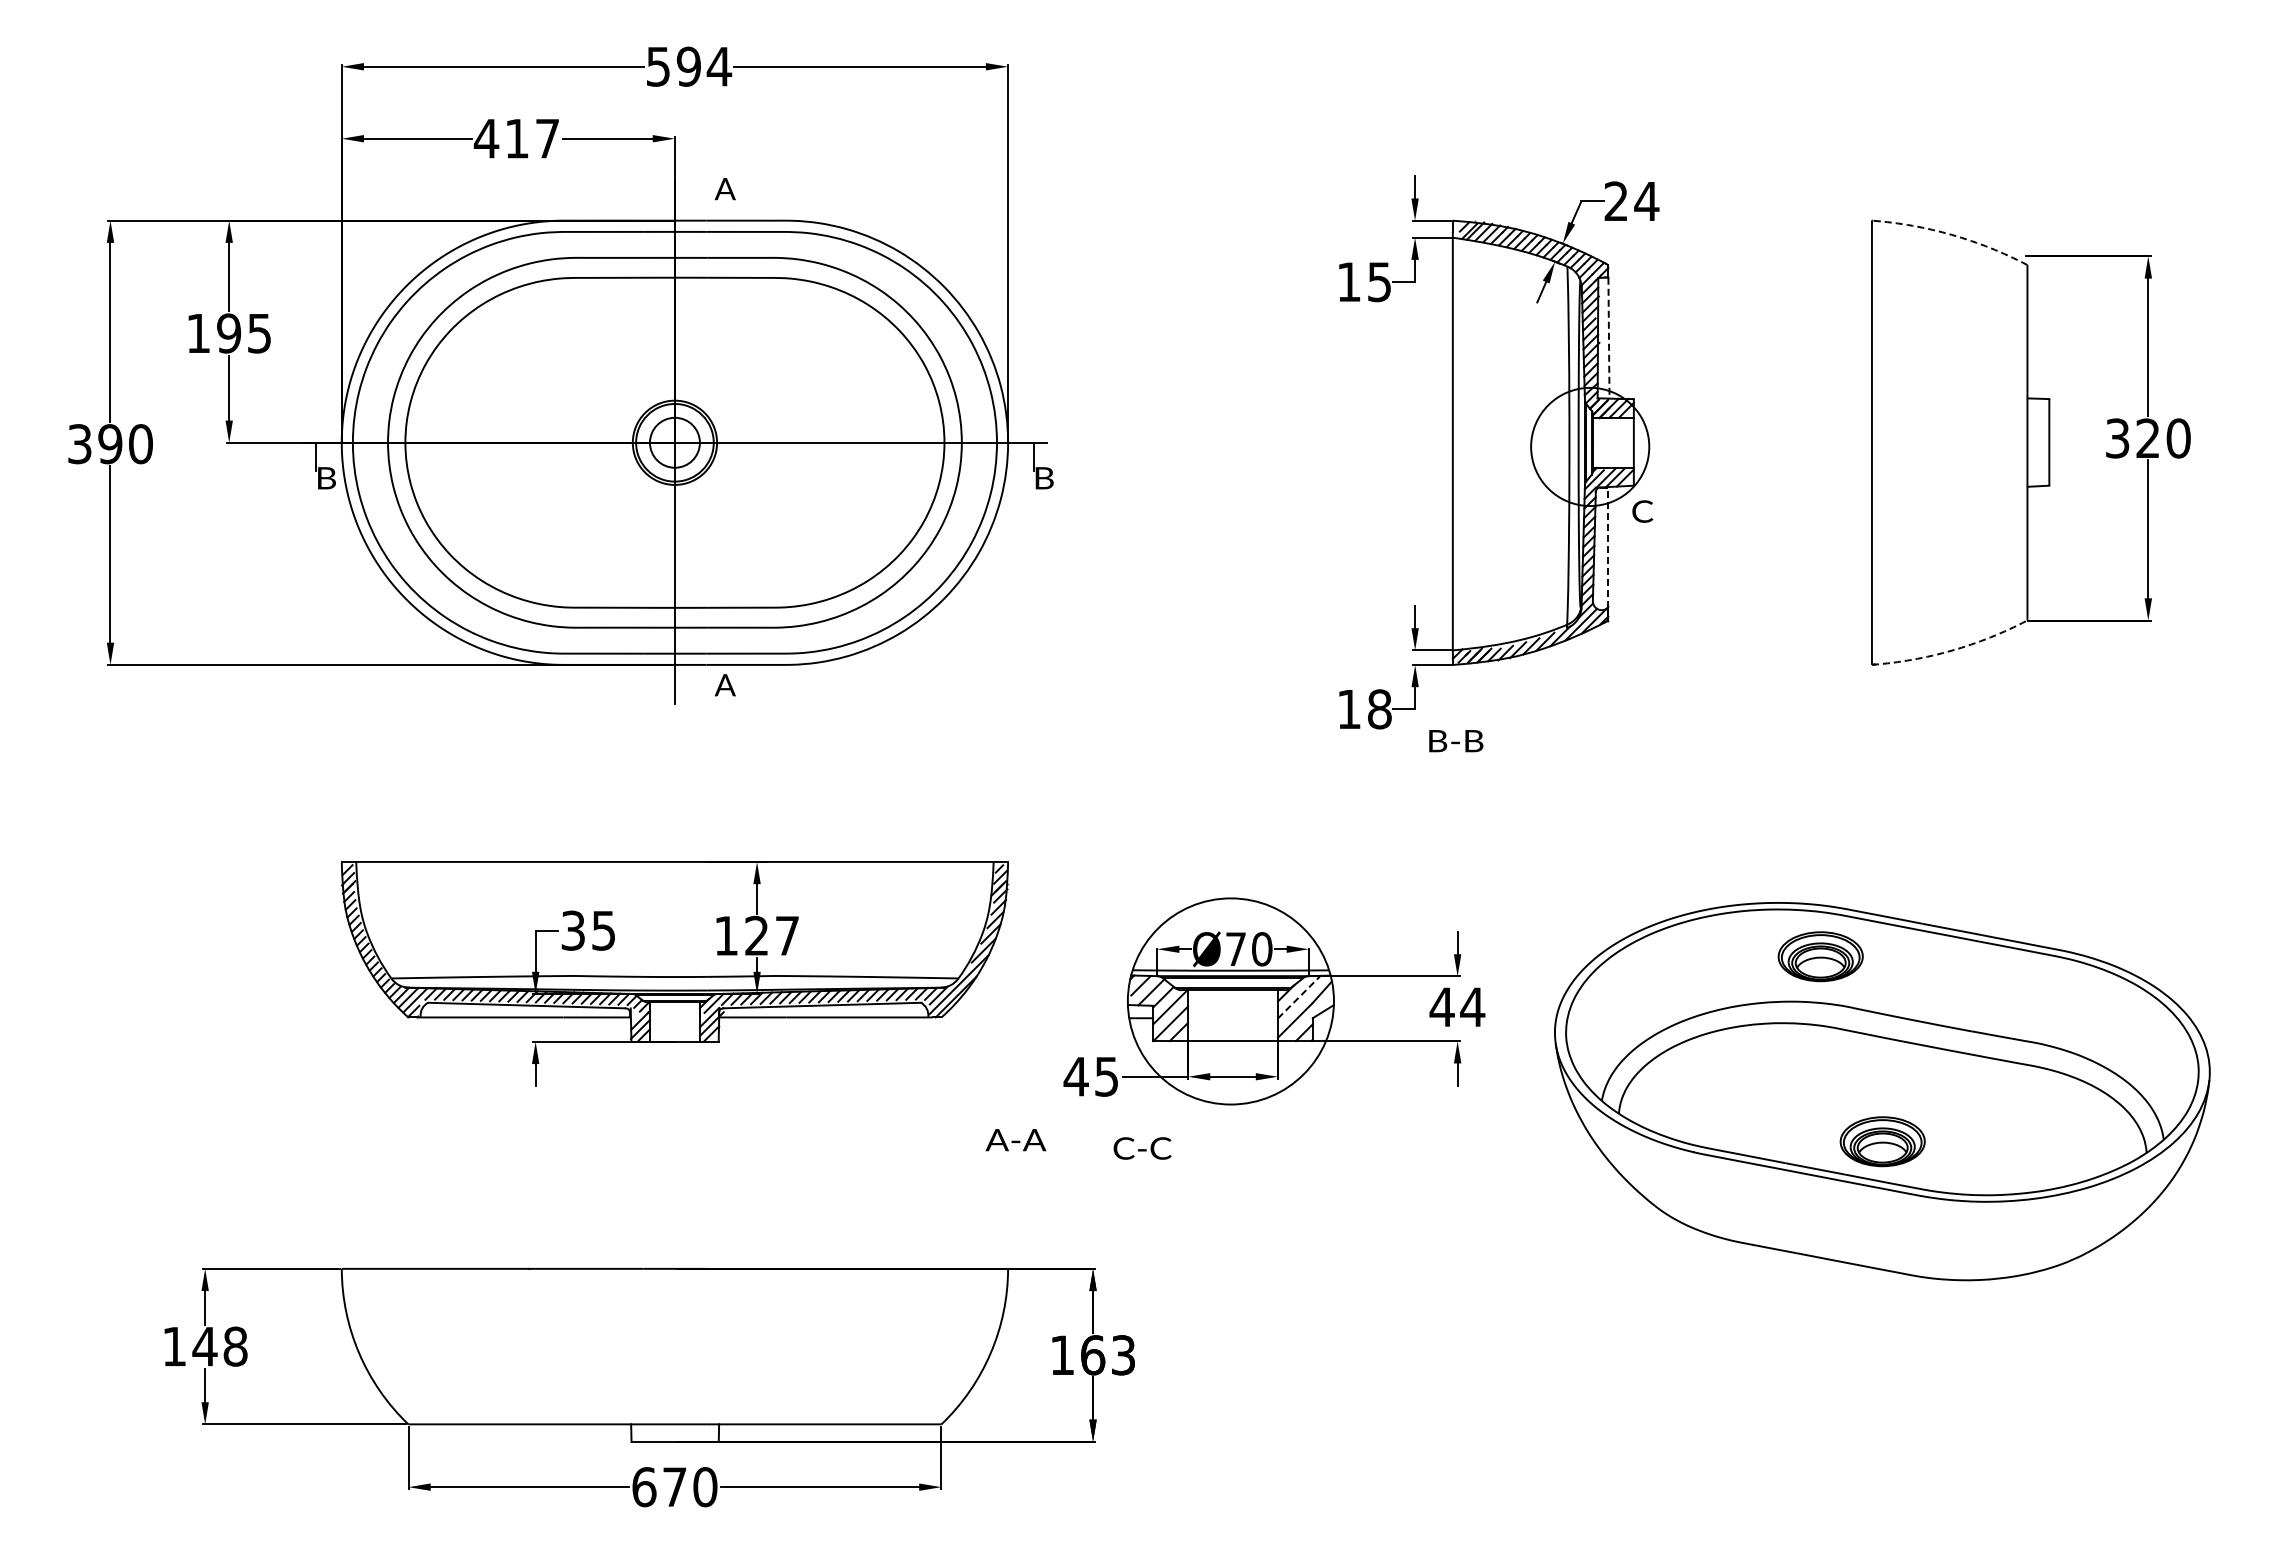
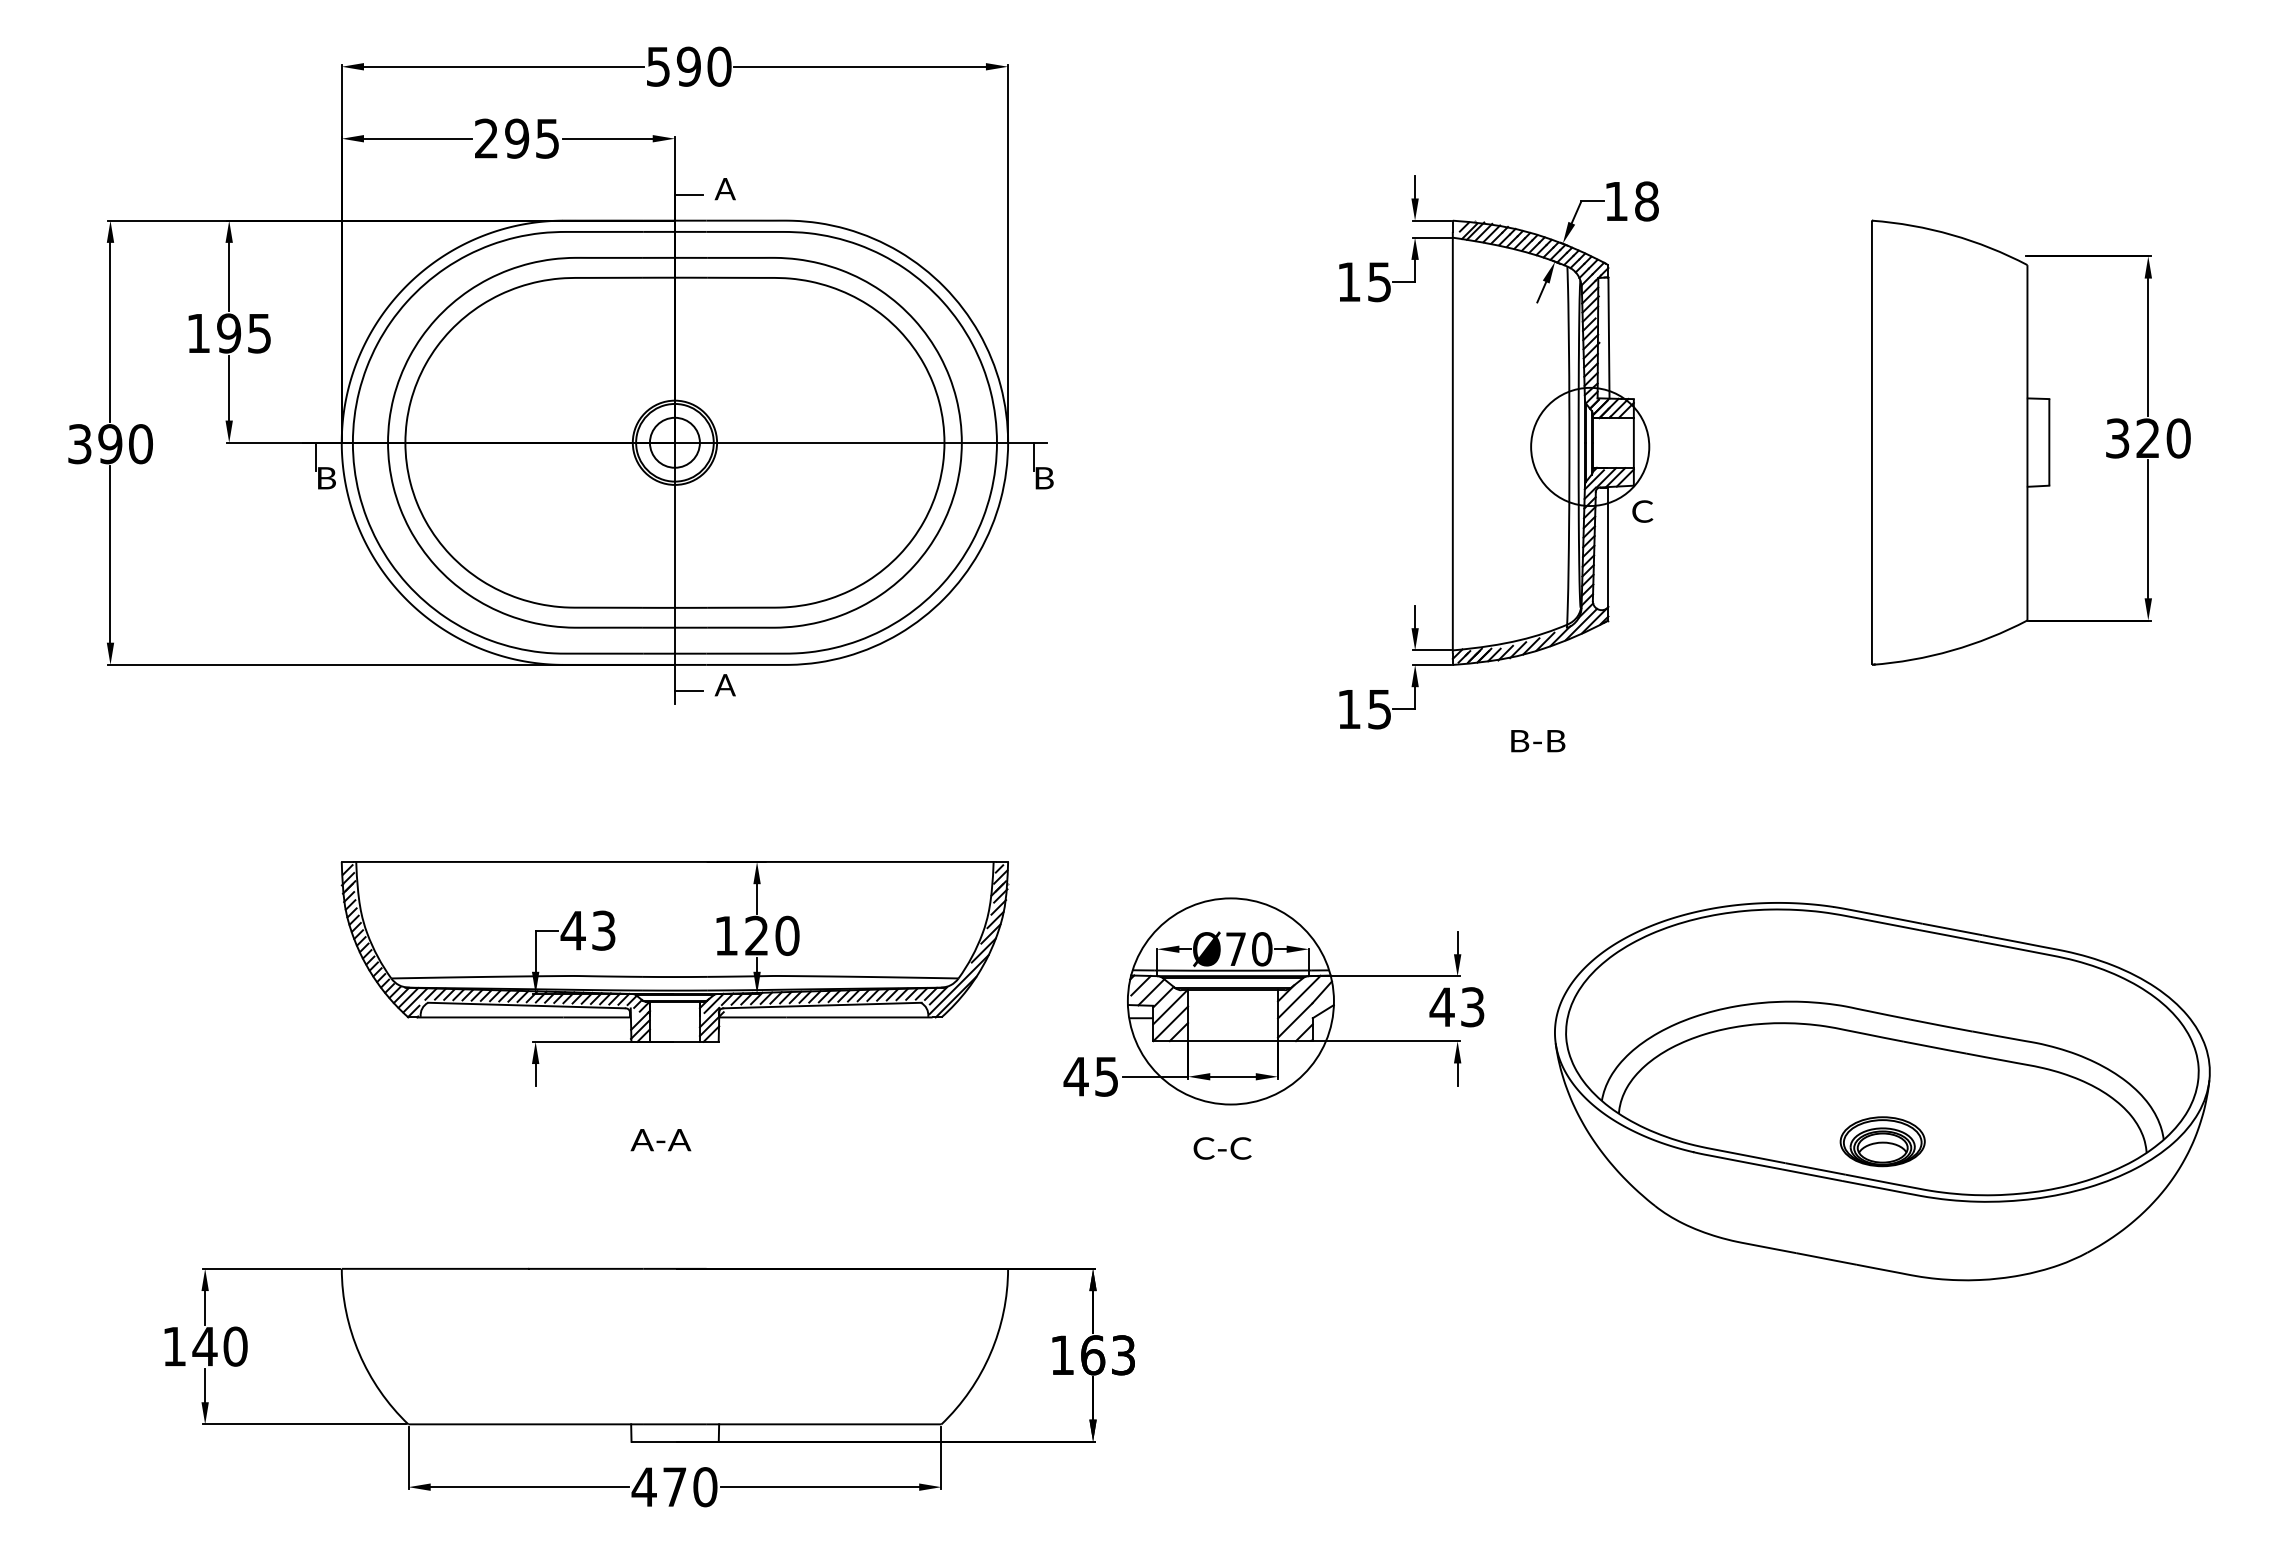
text: 594 -> 590 (719, 66)
text: 417 -> 295 (515, 138)
line: none -> present (688, 194)
text: 24 -> 18 (1631, 201)
arc: dashed -> solid (1952, 234)
line: dashed -> solid (1608, 338)
line: dashed -> solid (1608, 547)
arc: dashed -> solid (1952, 650)
line: none -> present (688, 690)
text: 18 -> 15 (1379, 709)
text position: (1456, 741) -> (1538, 741) (1538, 741)
text: 35 -> 43 (587, 930)
text: 127 -> 120 (787, 935)
part: present -> none (1820, 956)
line: dashed -> solid (1299, 996)
text: 44 -> 43 (1472, 1007)
text position: (1015, 1140) -> (660, 1140) (660, 1140)
text position: (1142, 1148) -> (1222, 1148) (1222, 1148)
text: 148 -> 140 (235, 1346)
text: 670 -> 470 (643, 1487)
